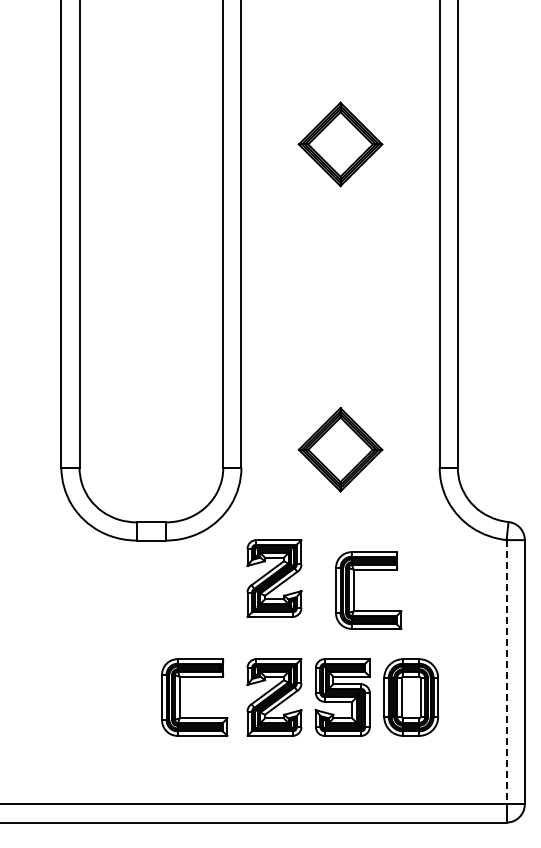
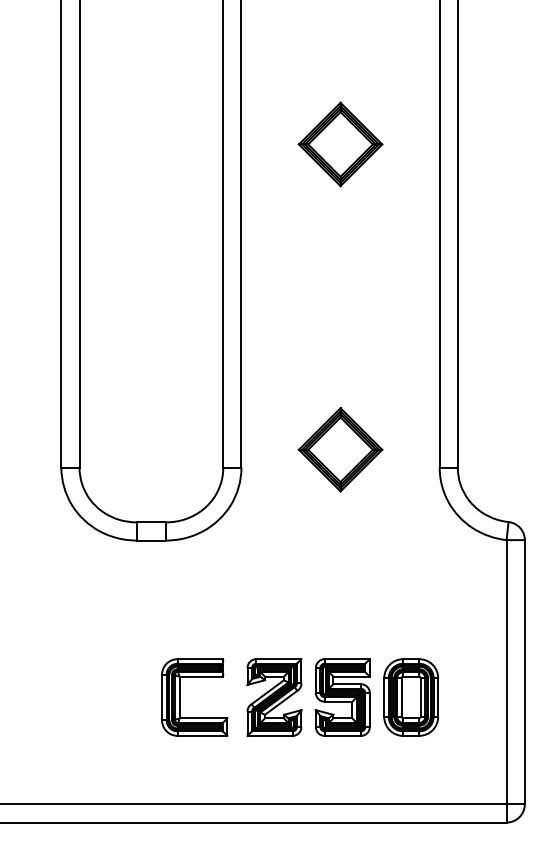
part: present -> none (274, 578)
part: present -> none (354, 590)
line: dashed -> solid (506, 672)
